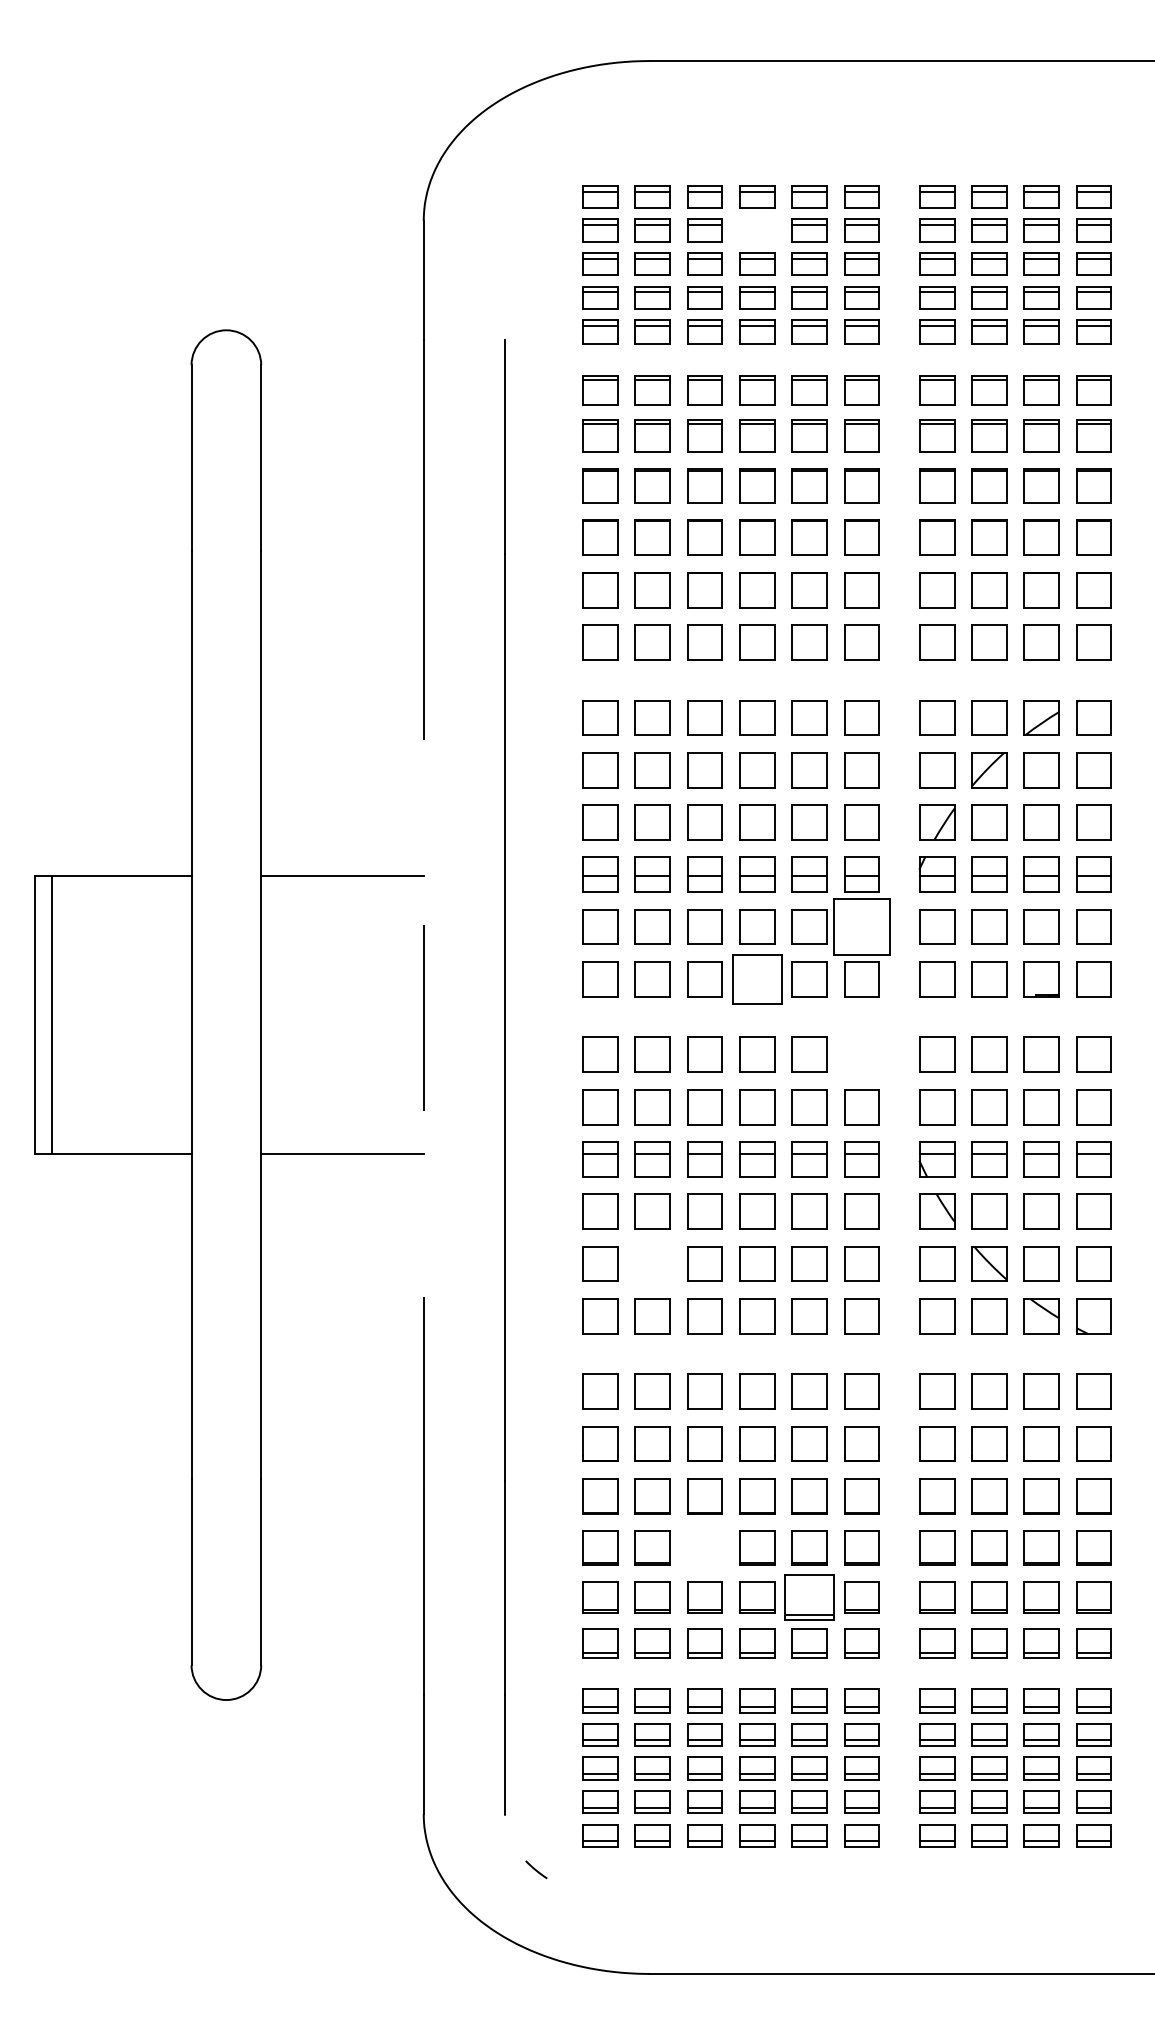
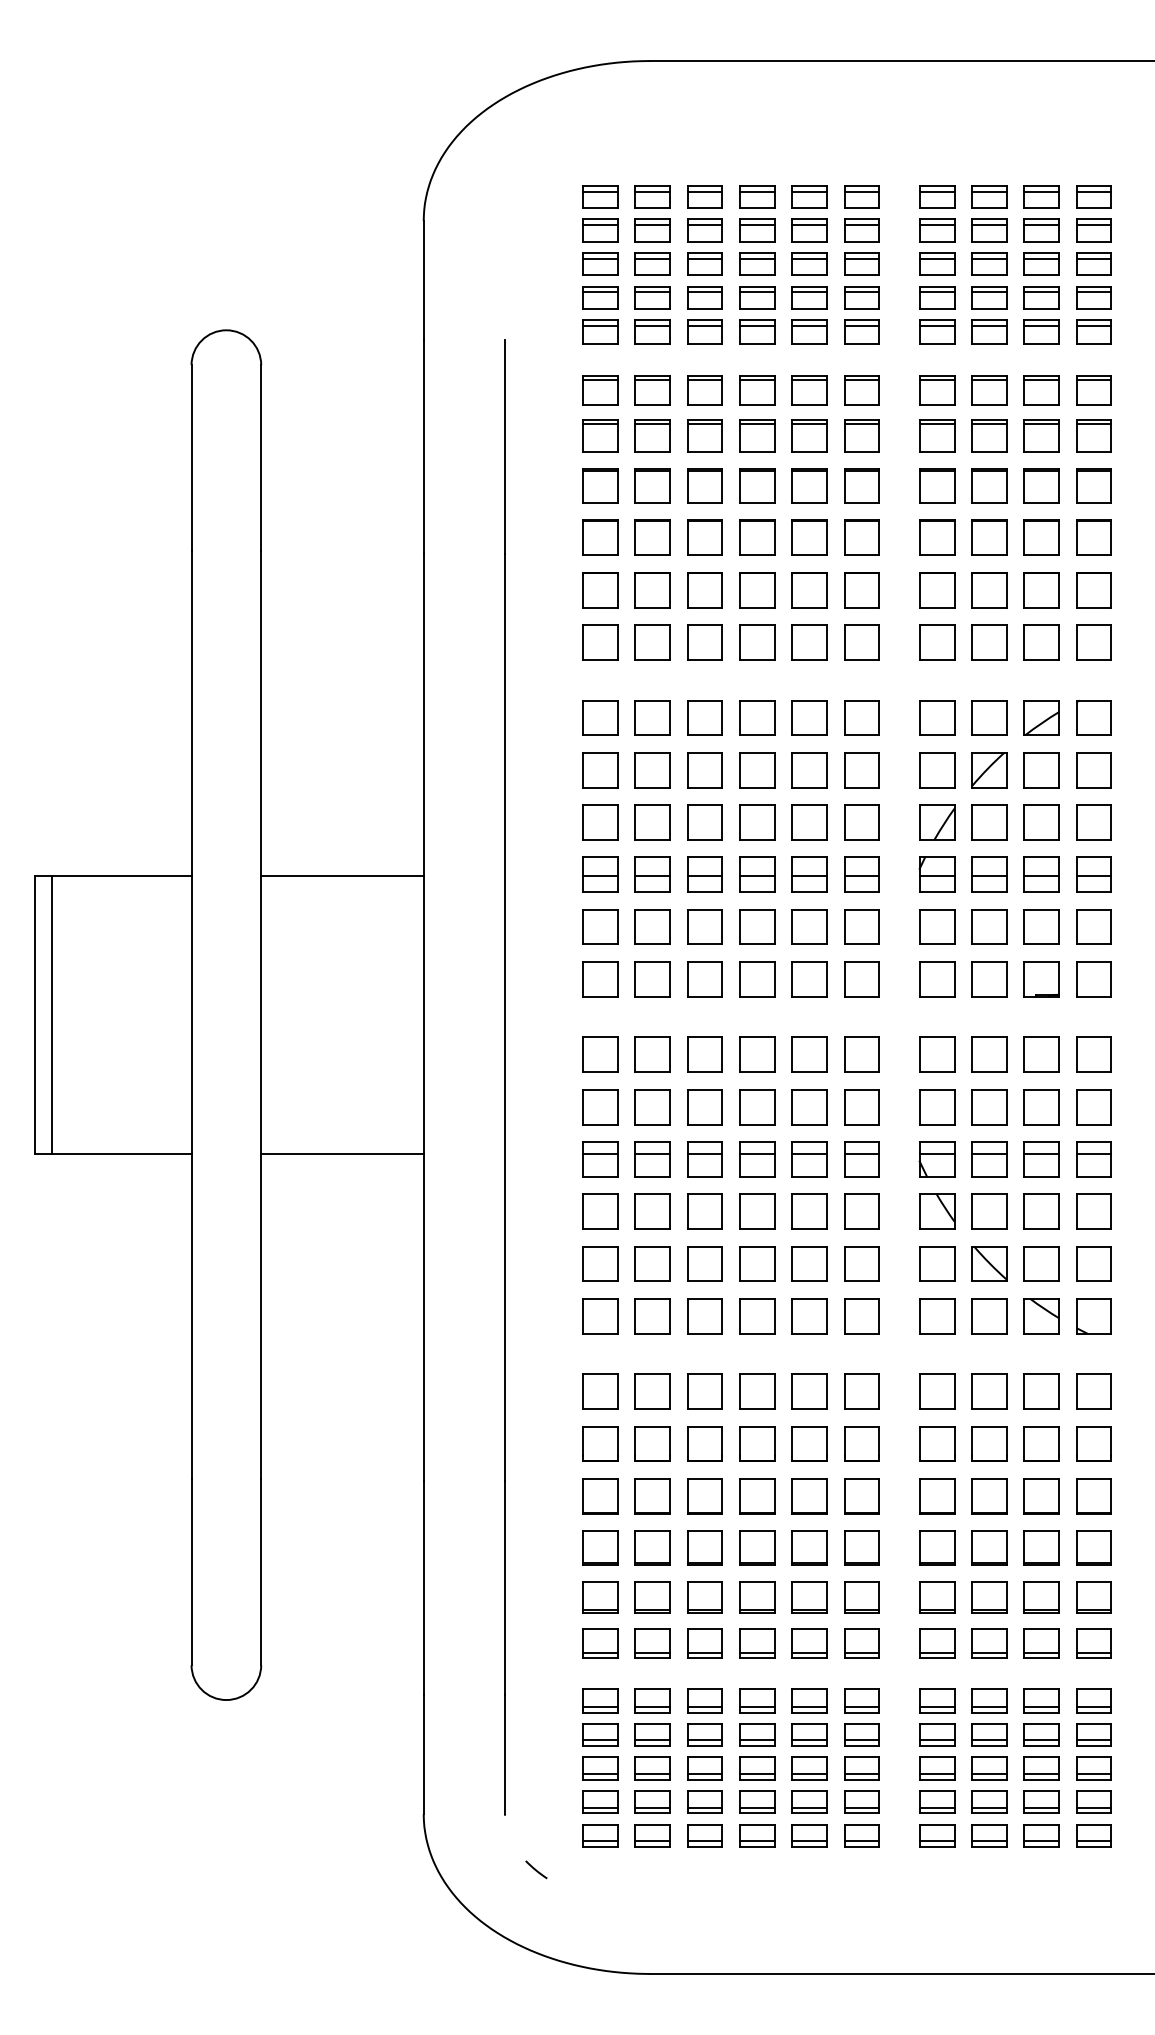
part: none -> present (757, 230)
part size: 58x58 px -> 36x36 px (861, 926)
part size: 51x51 px -> 37x37 px (757, 979)
line: dashed -> solid (423, 1017)
part: none -> present (861, 1054)
part: none -> present (652, 1263)
part: none -> present (704, 1547)
part size: 51x47 px -> 37x33 px (809, 1597)
